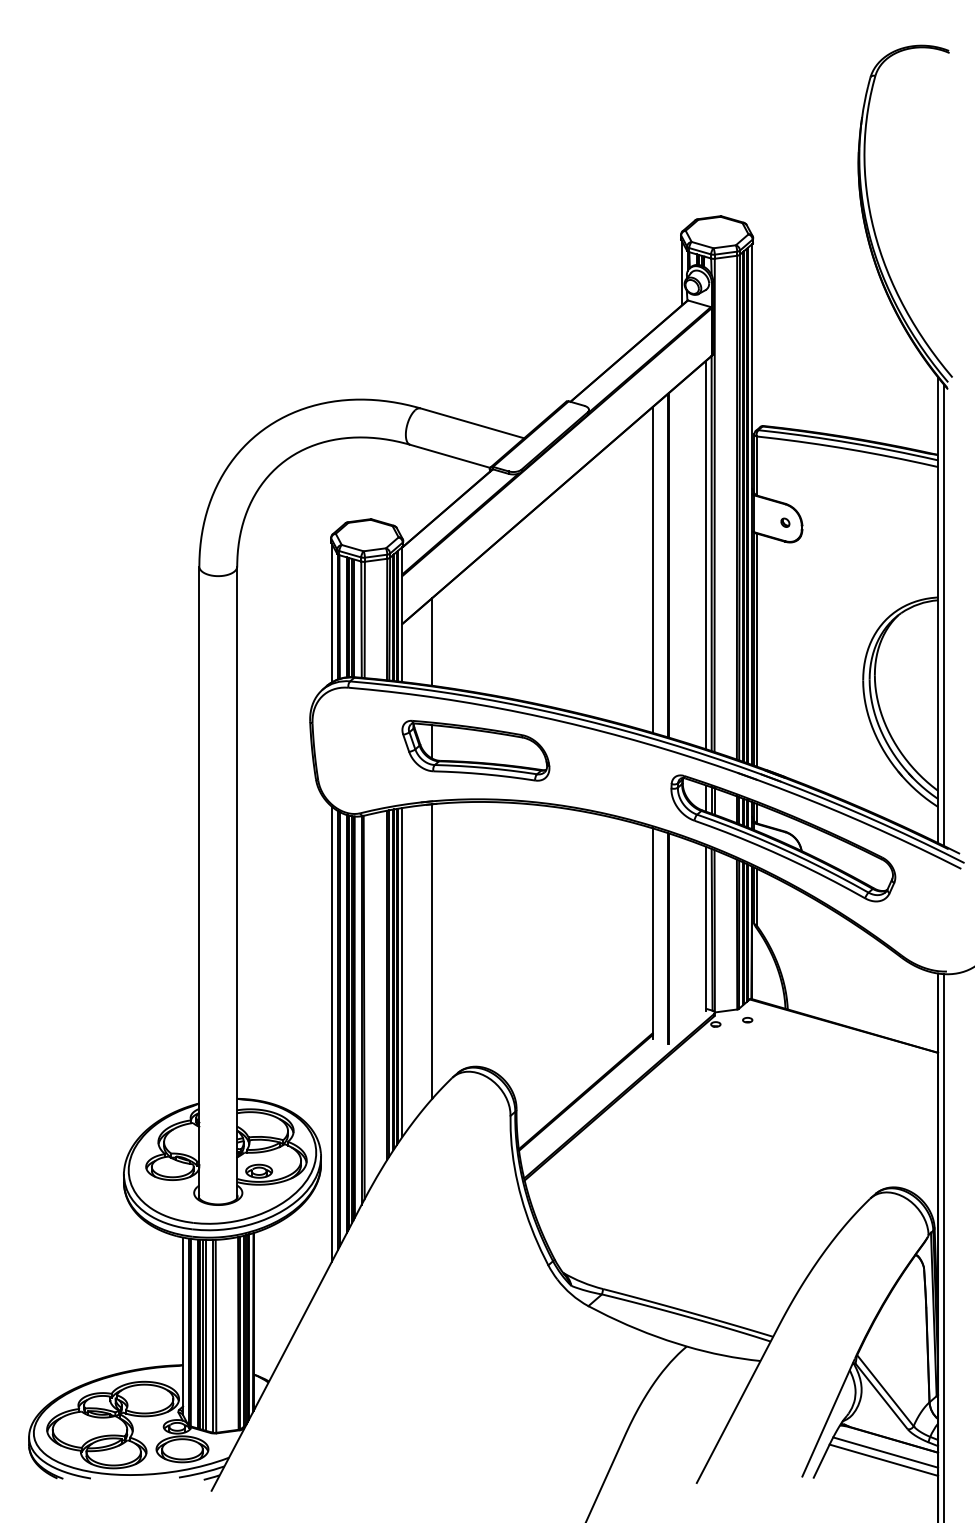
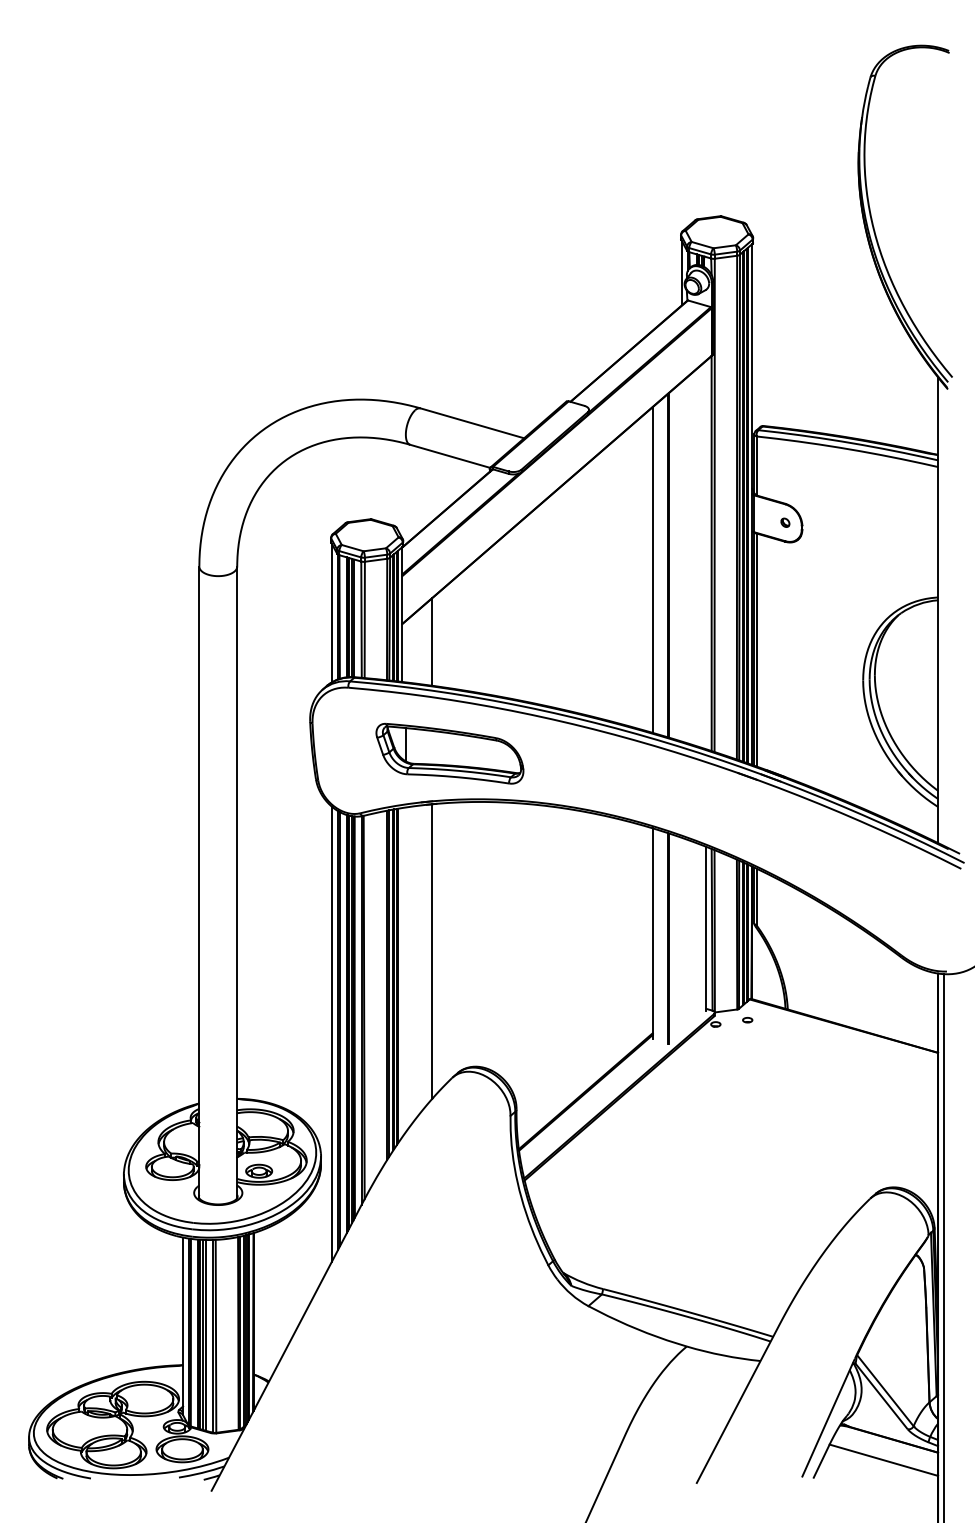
line: present -> none (706, 554)
line: present -> none (944, 615)
part position: (475, 750) -> (449, 753) (449, 753)
part: present -> none (783, 838)
line: present -> none (402, 972)
line: present -> none (885, 1452)
